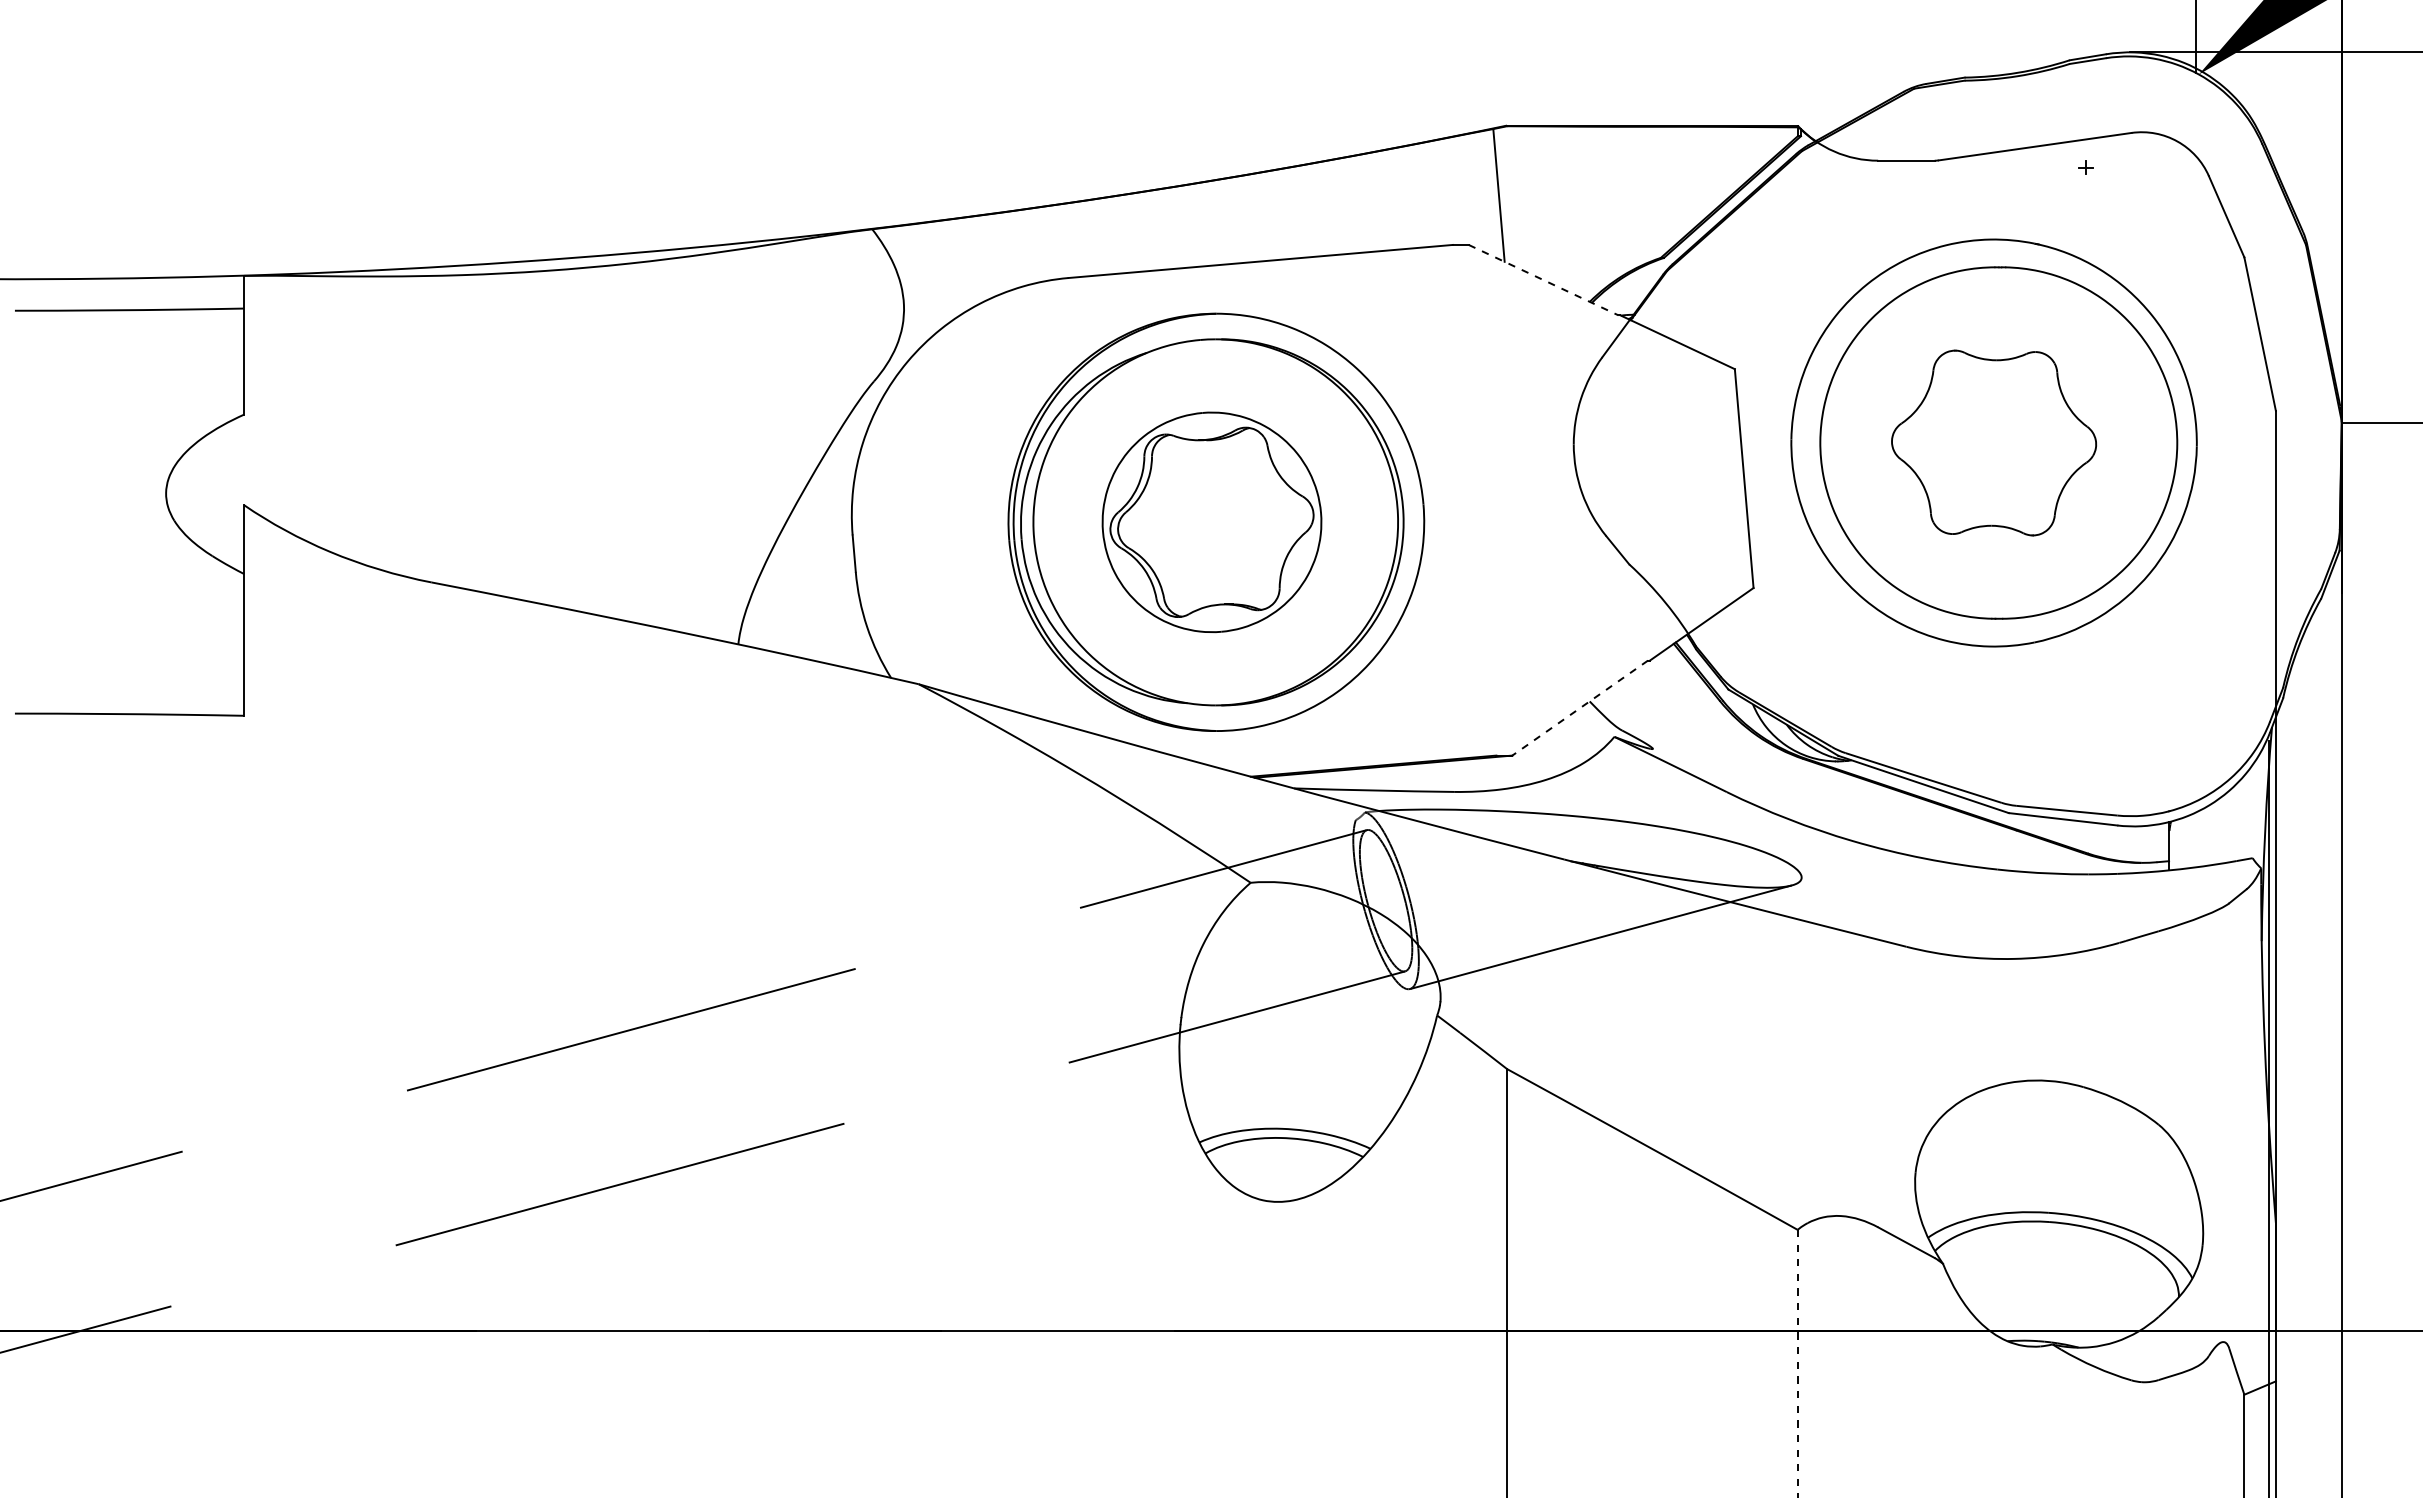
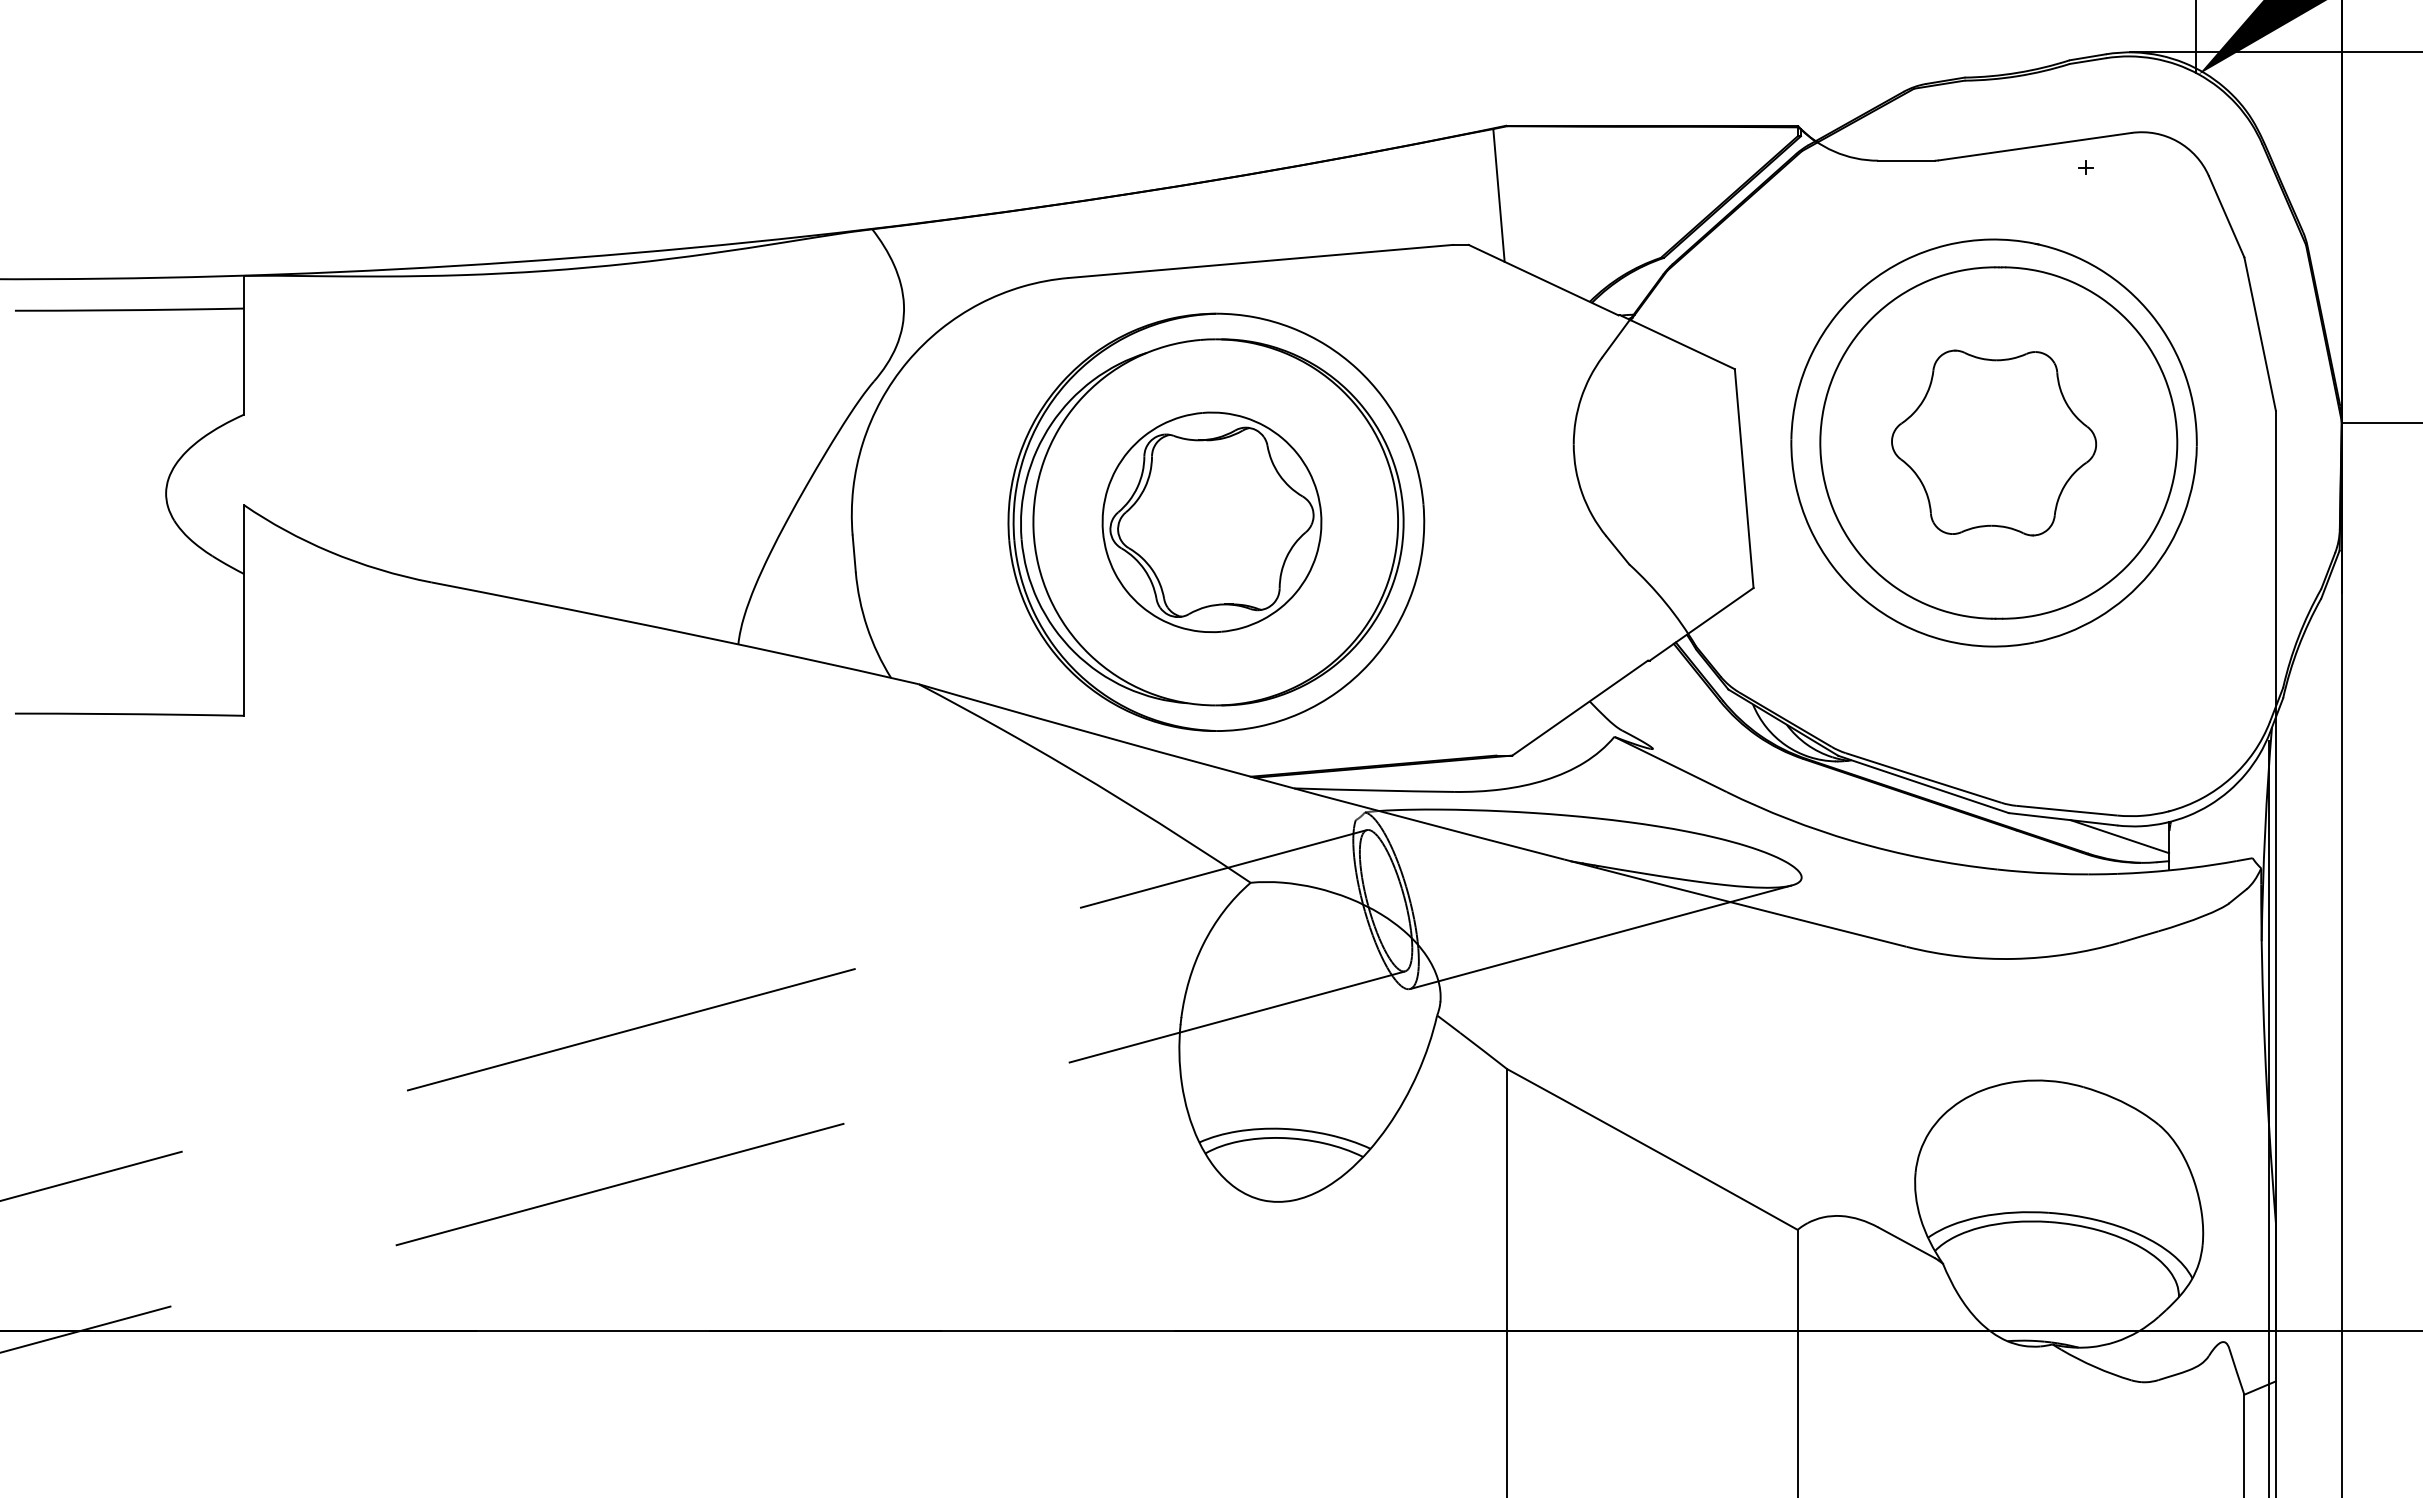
line: dashed -> solid (1543, 280)
line: dashed -> solid (1580, 708)
line: none -> present (2119, 836)
line: dashed -> solid (1797, 1363)
